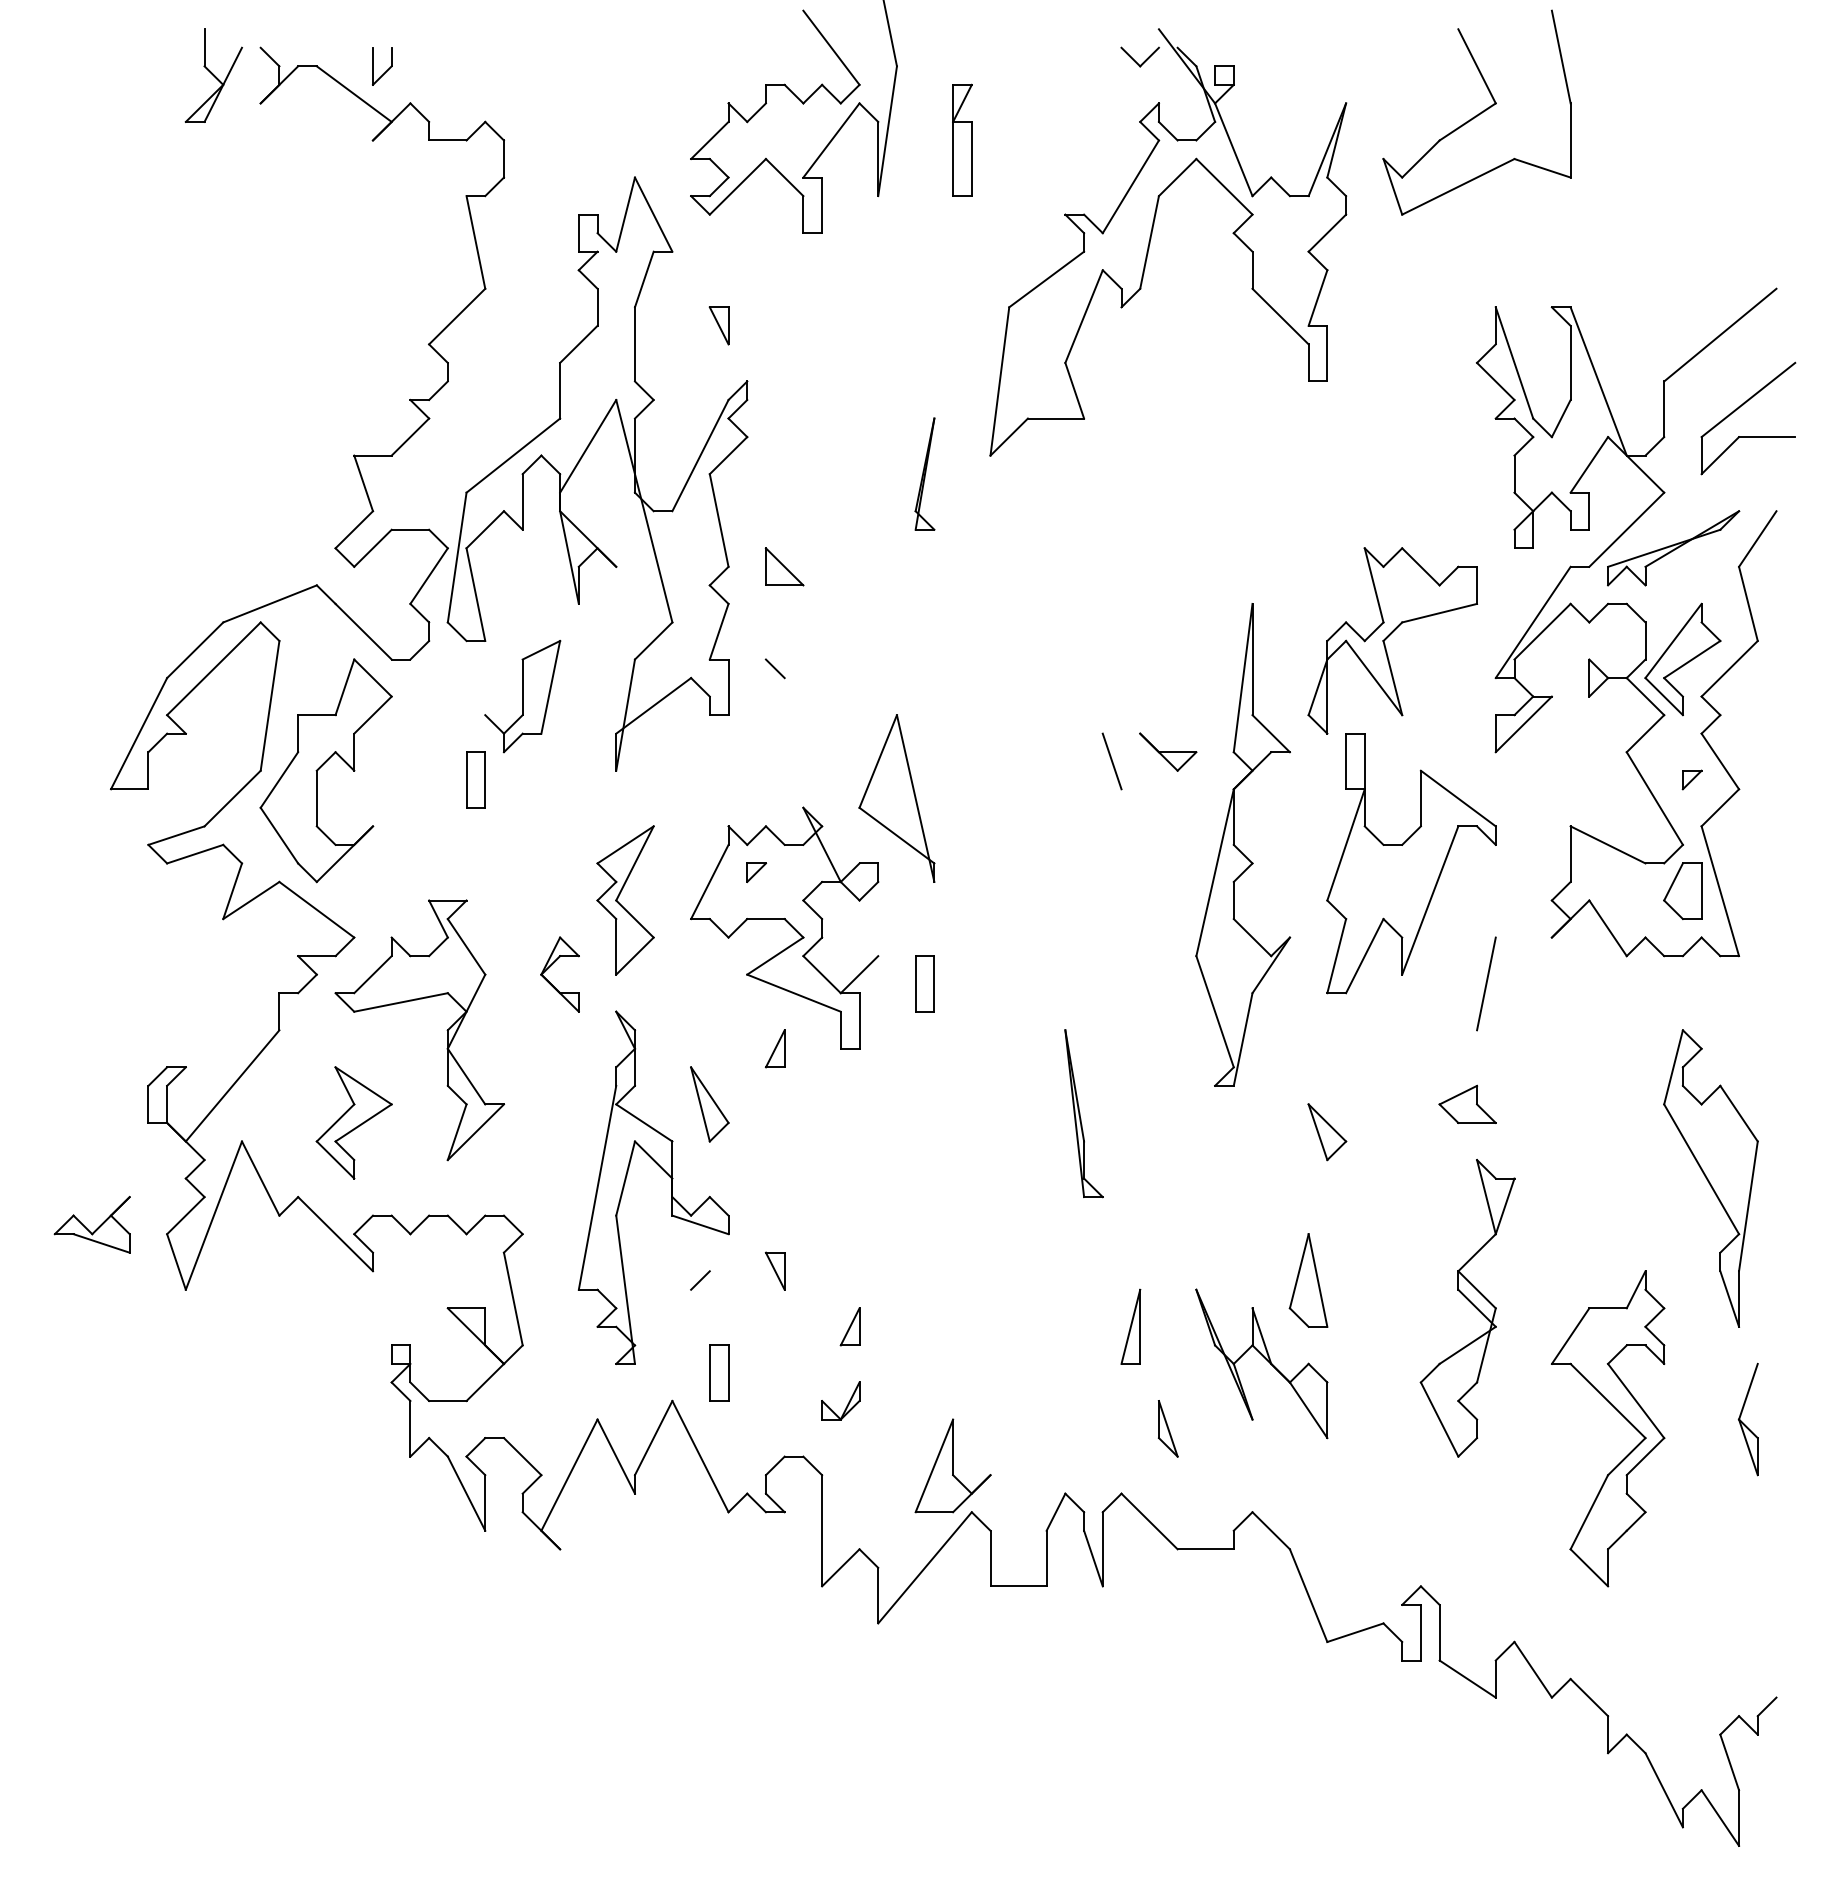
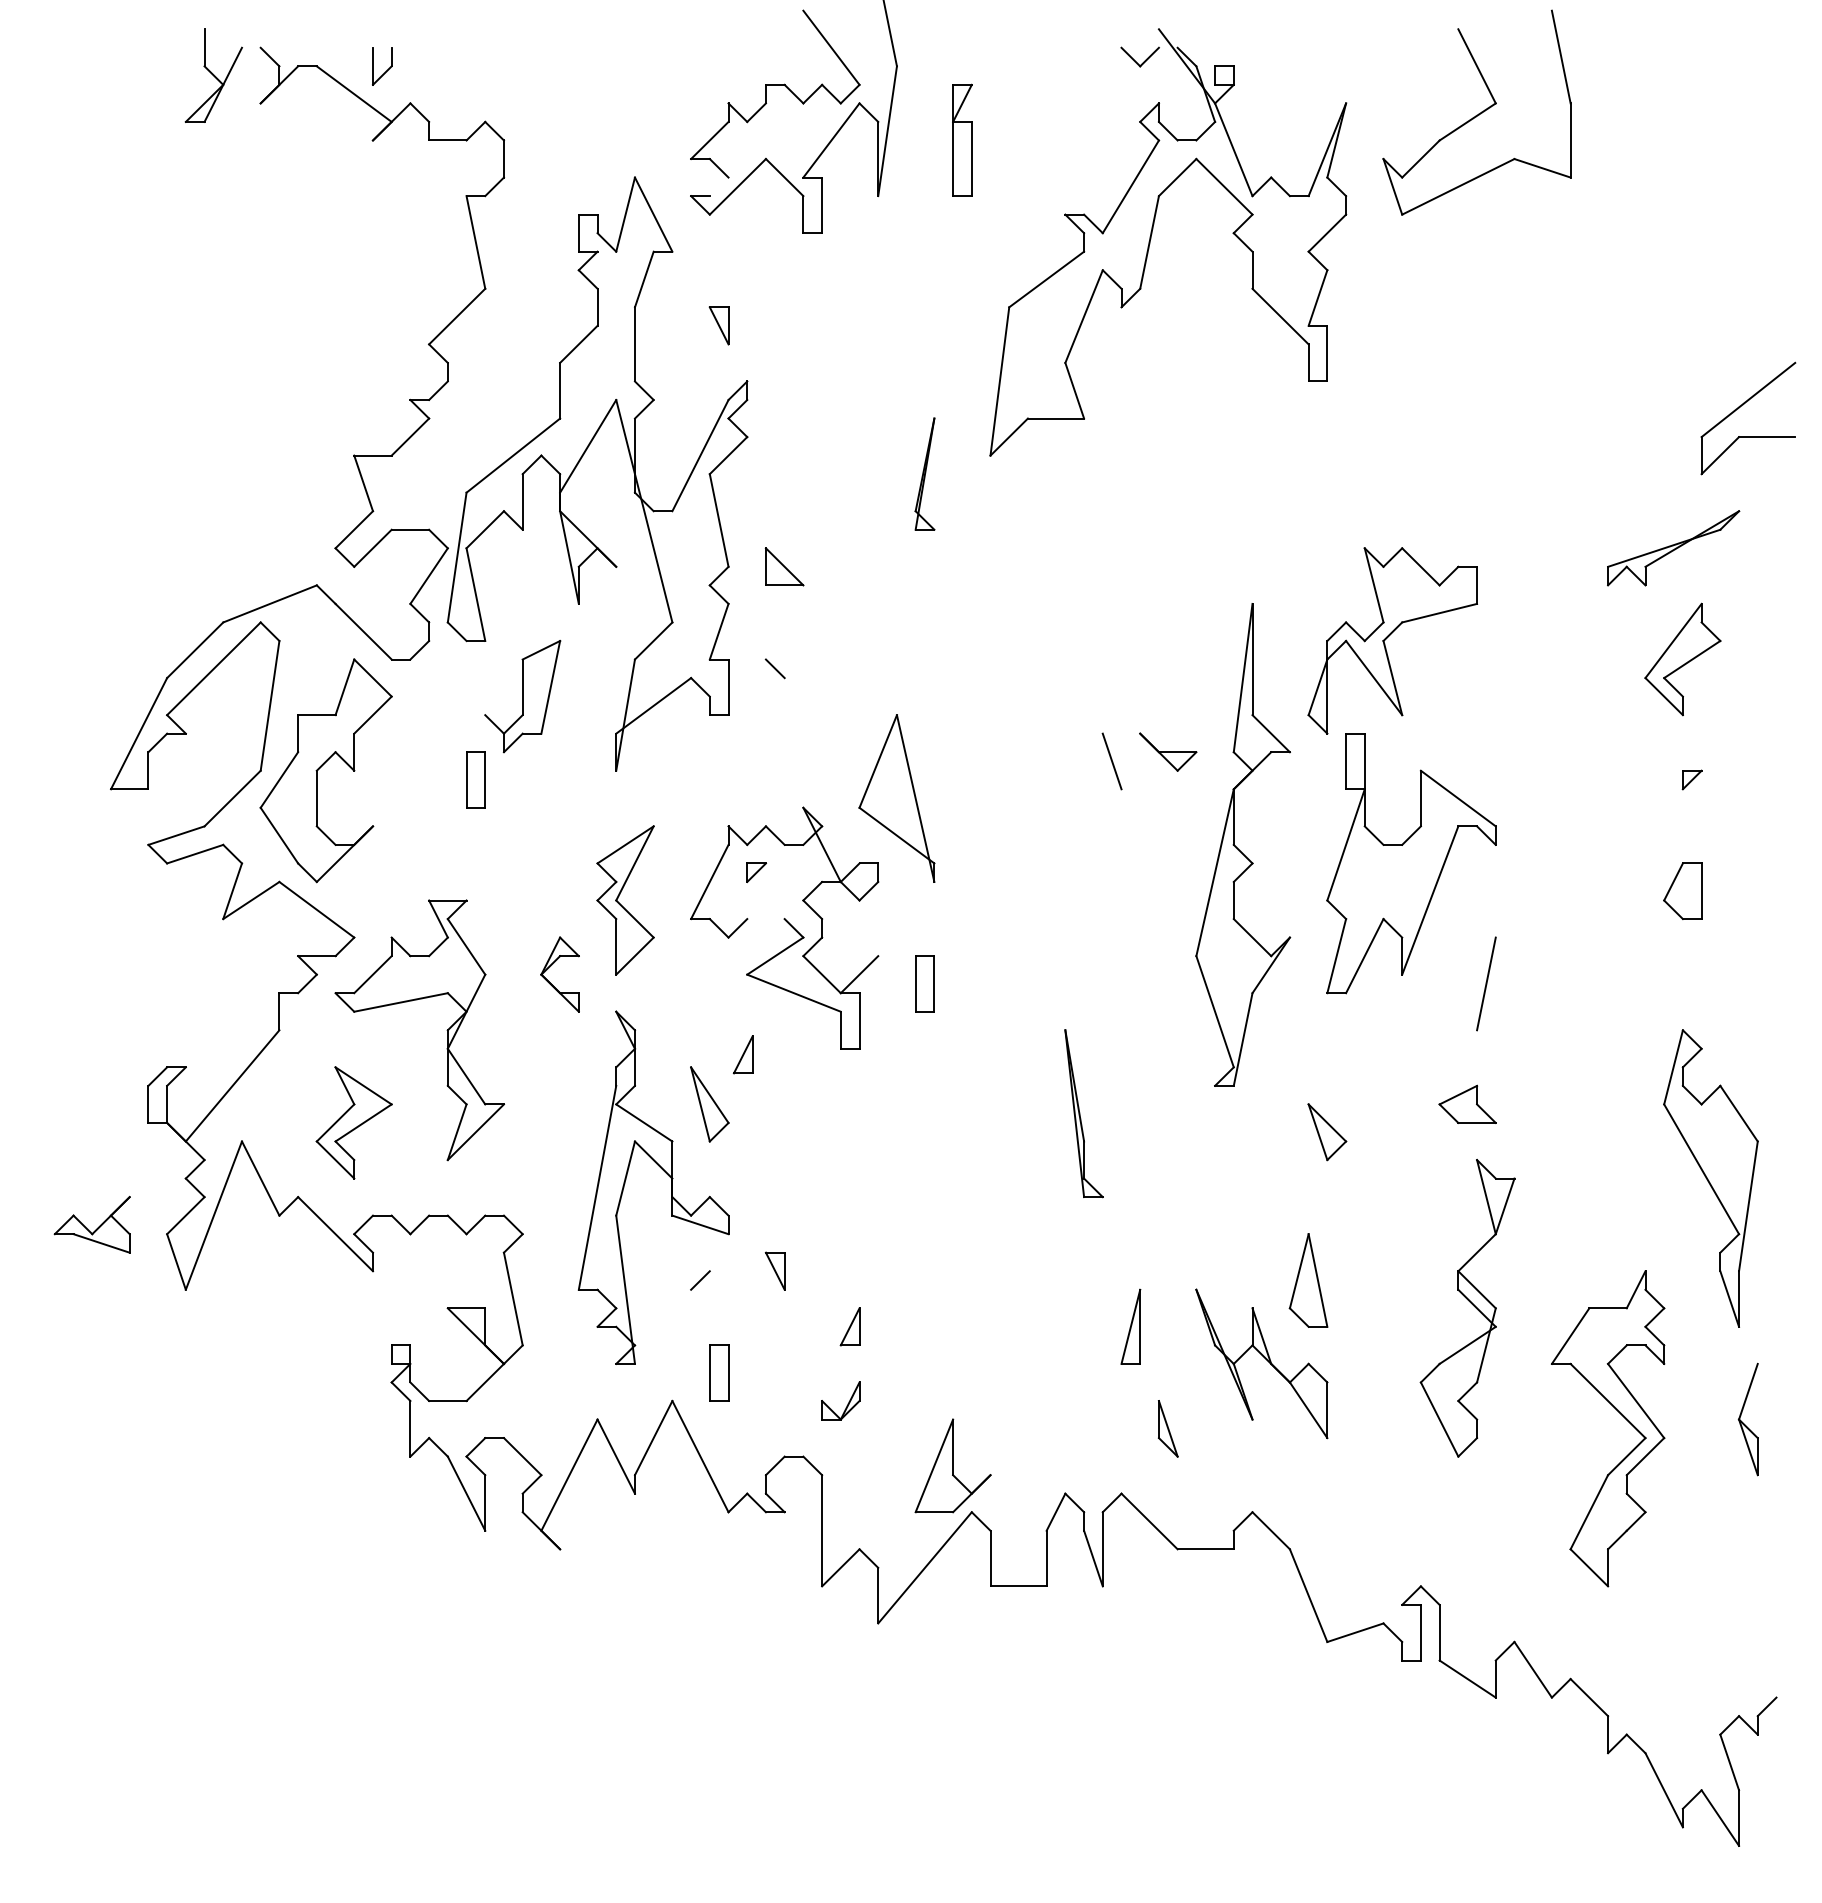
line: present -> none (718, 186)
part: present -> none (1635, 613)
line: present -> none (765, 919)
part position: (774, 1048) -> (742, 1054) (742, 1054)
